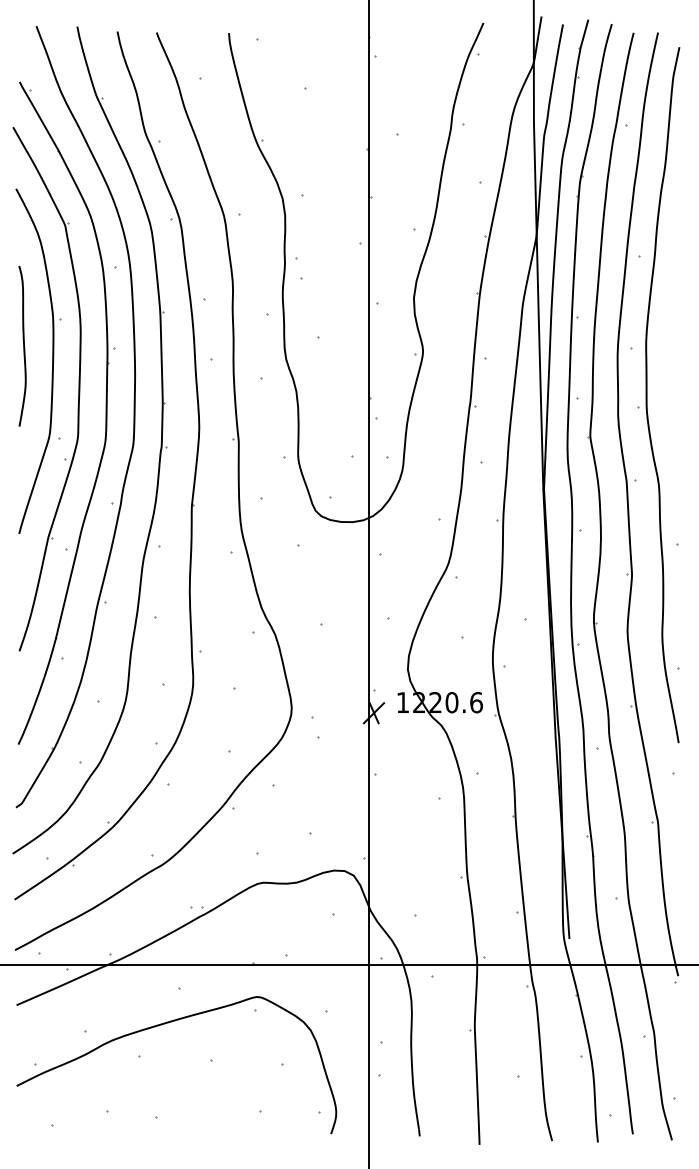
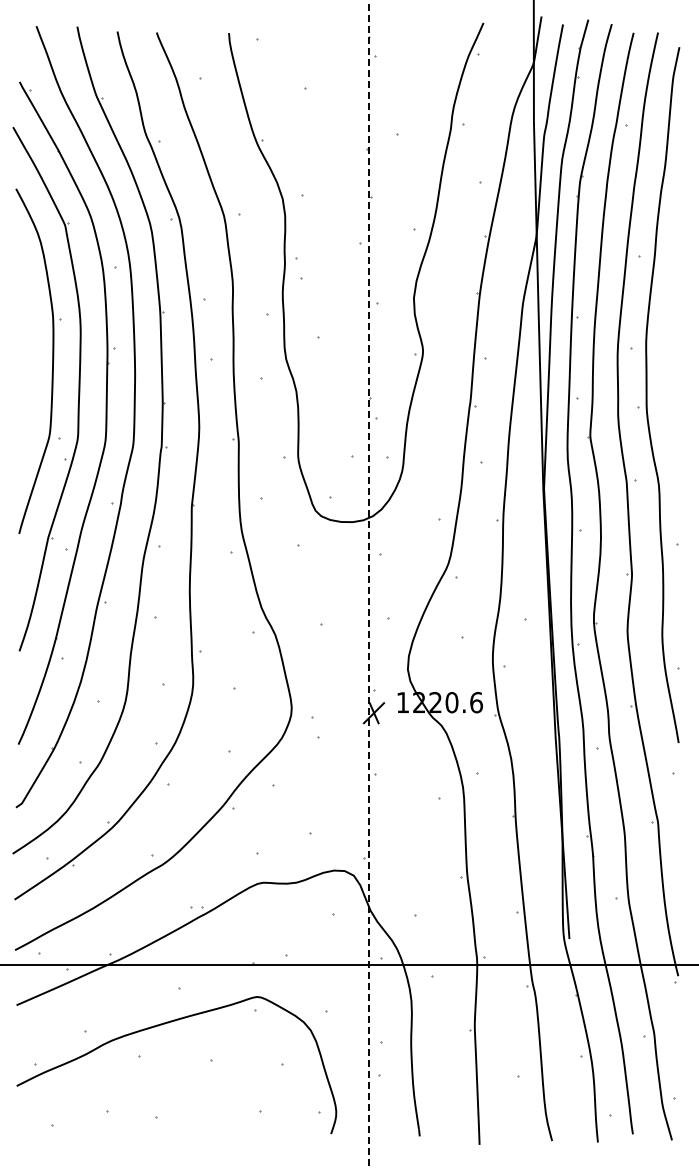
curve: present -> none (23, 346)
line: solid -> dashed (369, 584)
